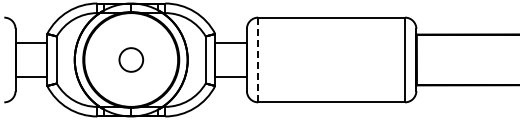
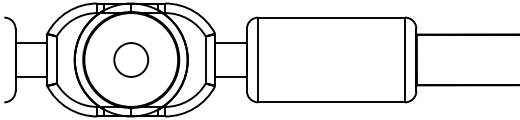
circle size: 27x26 px -> 37x36 px (131, 59)
line: dashed -> solid (258, 60)
